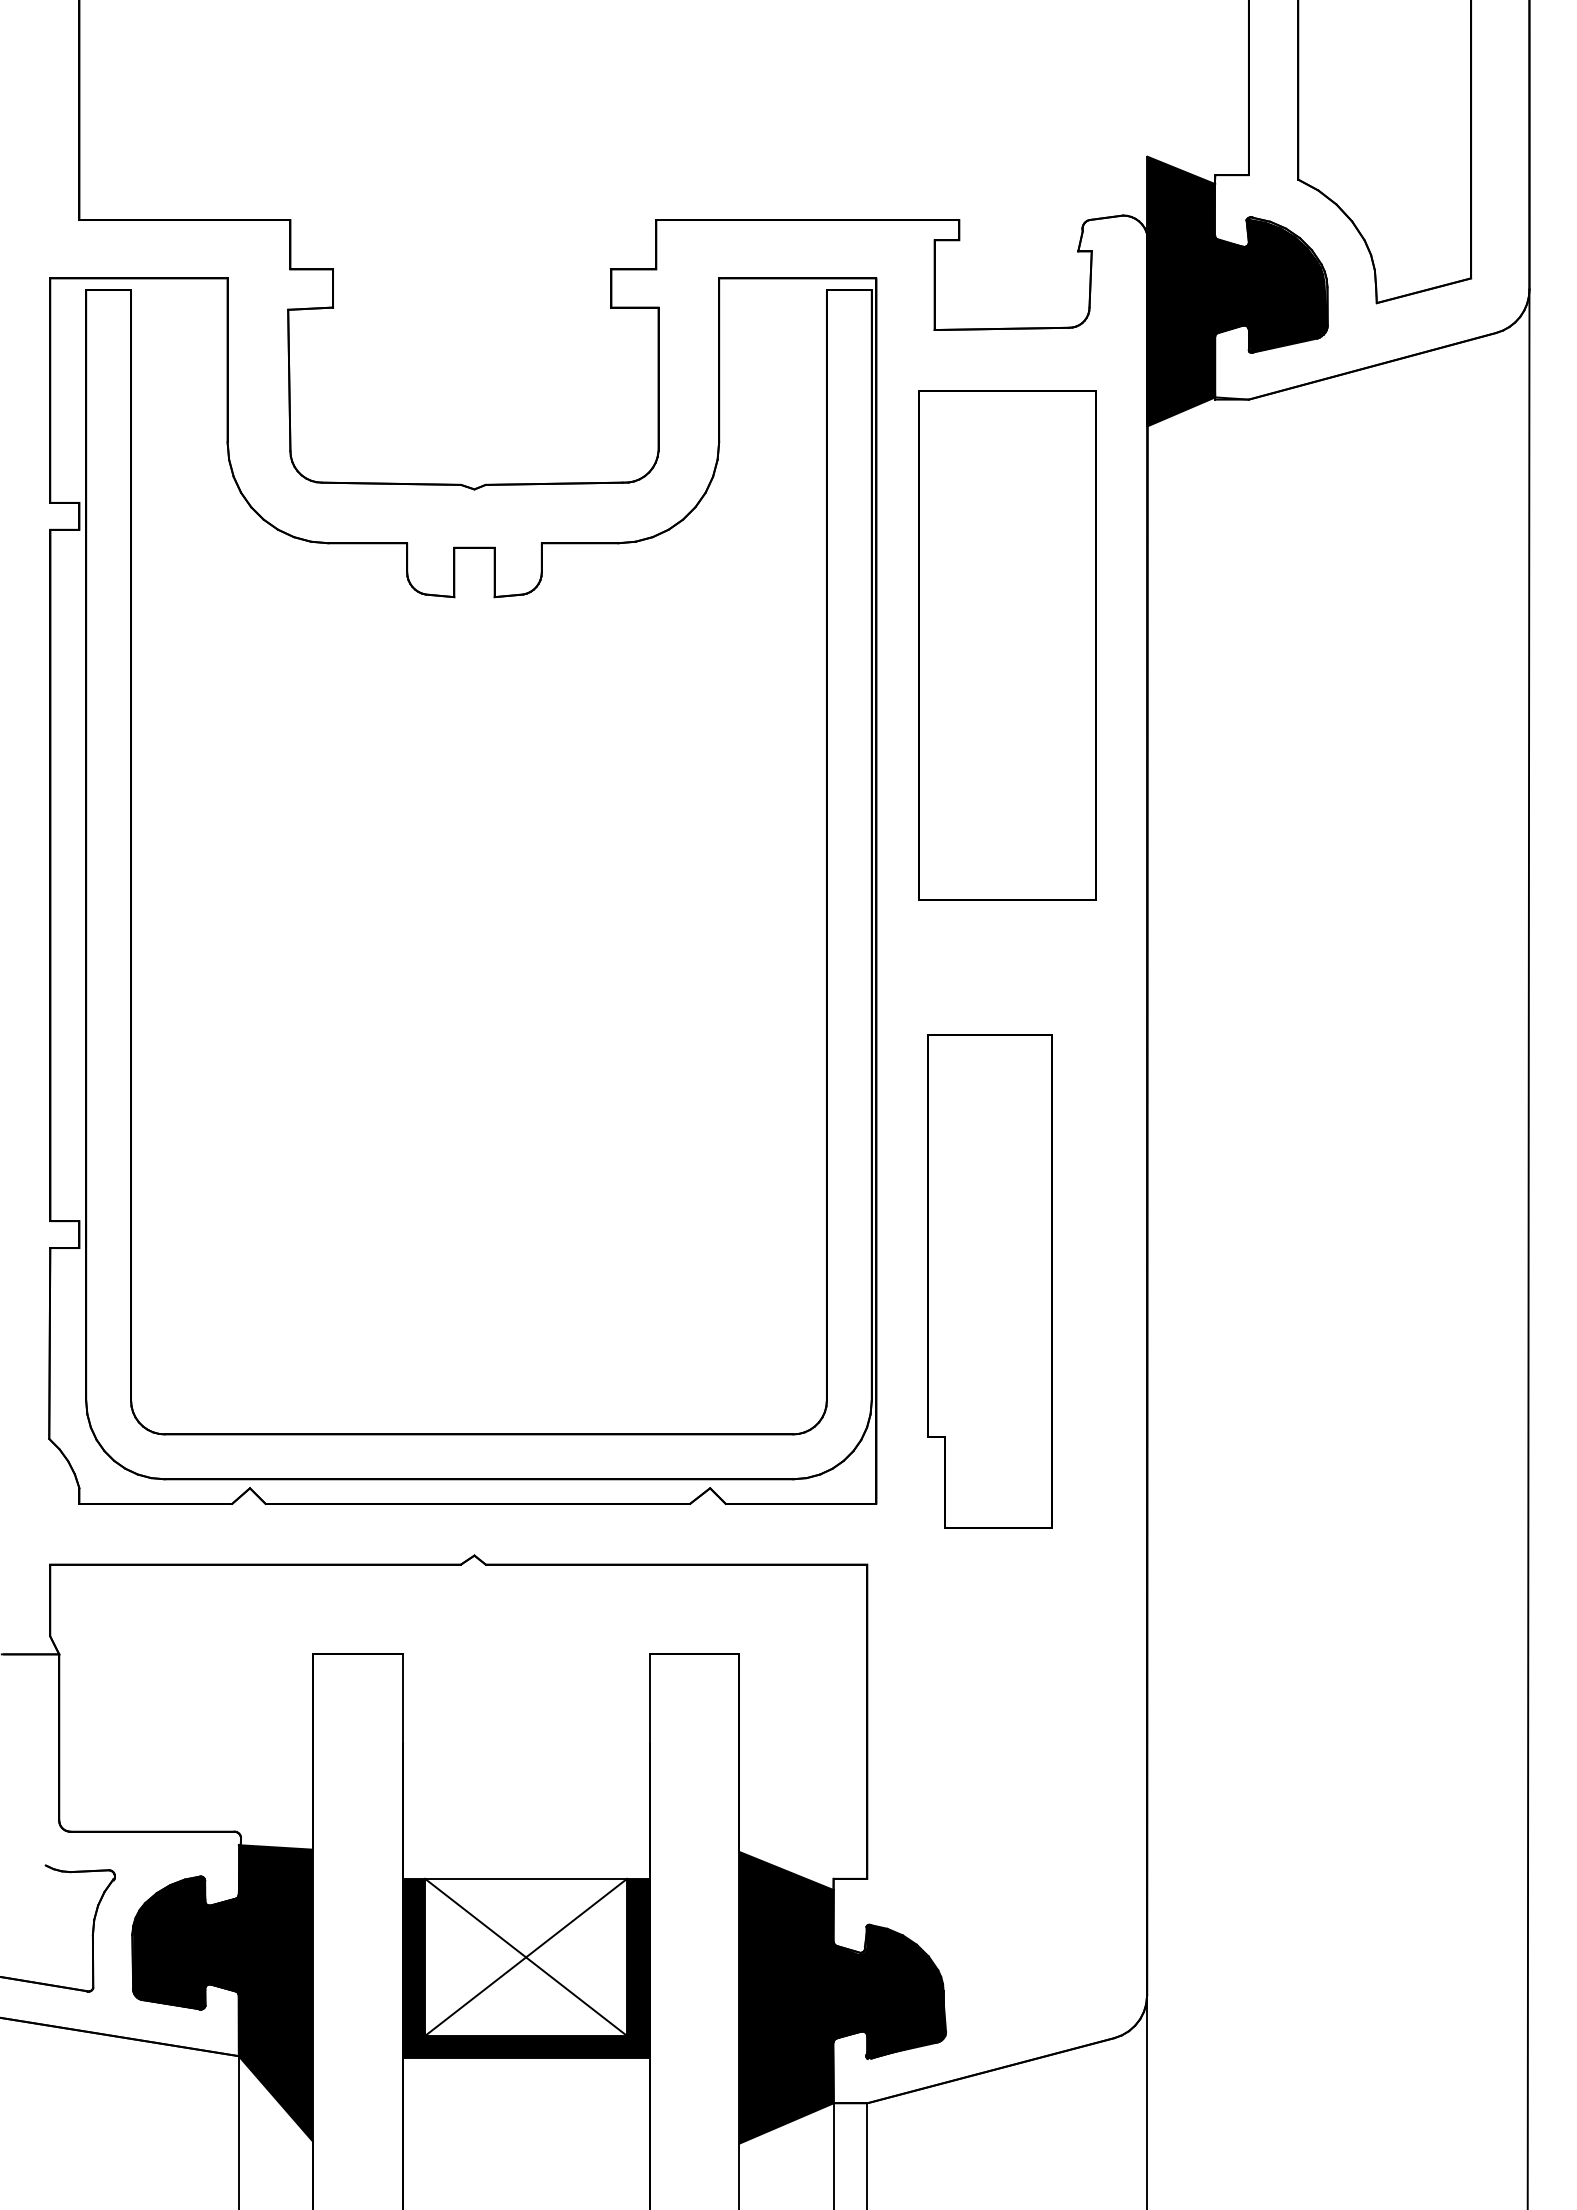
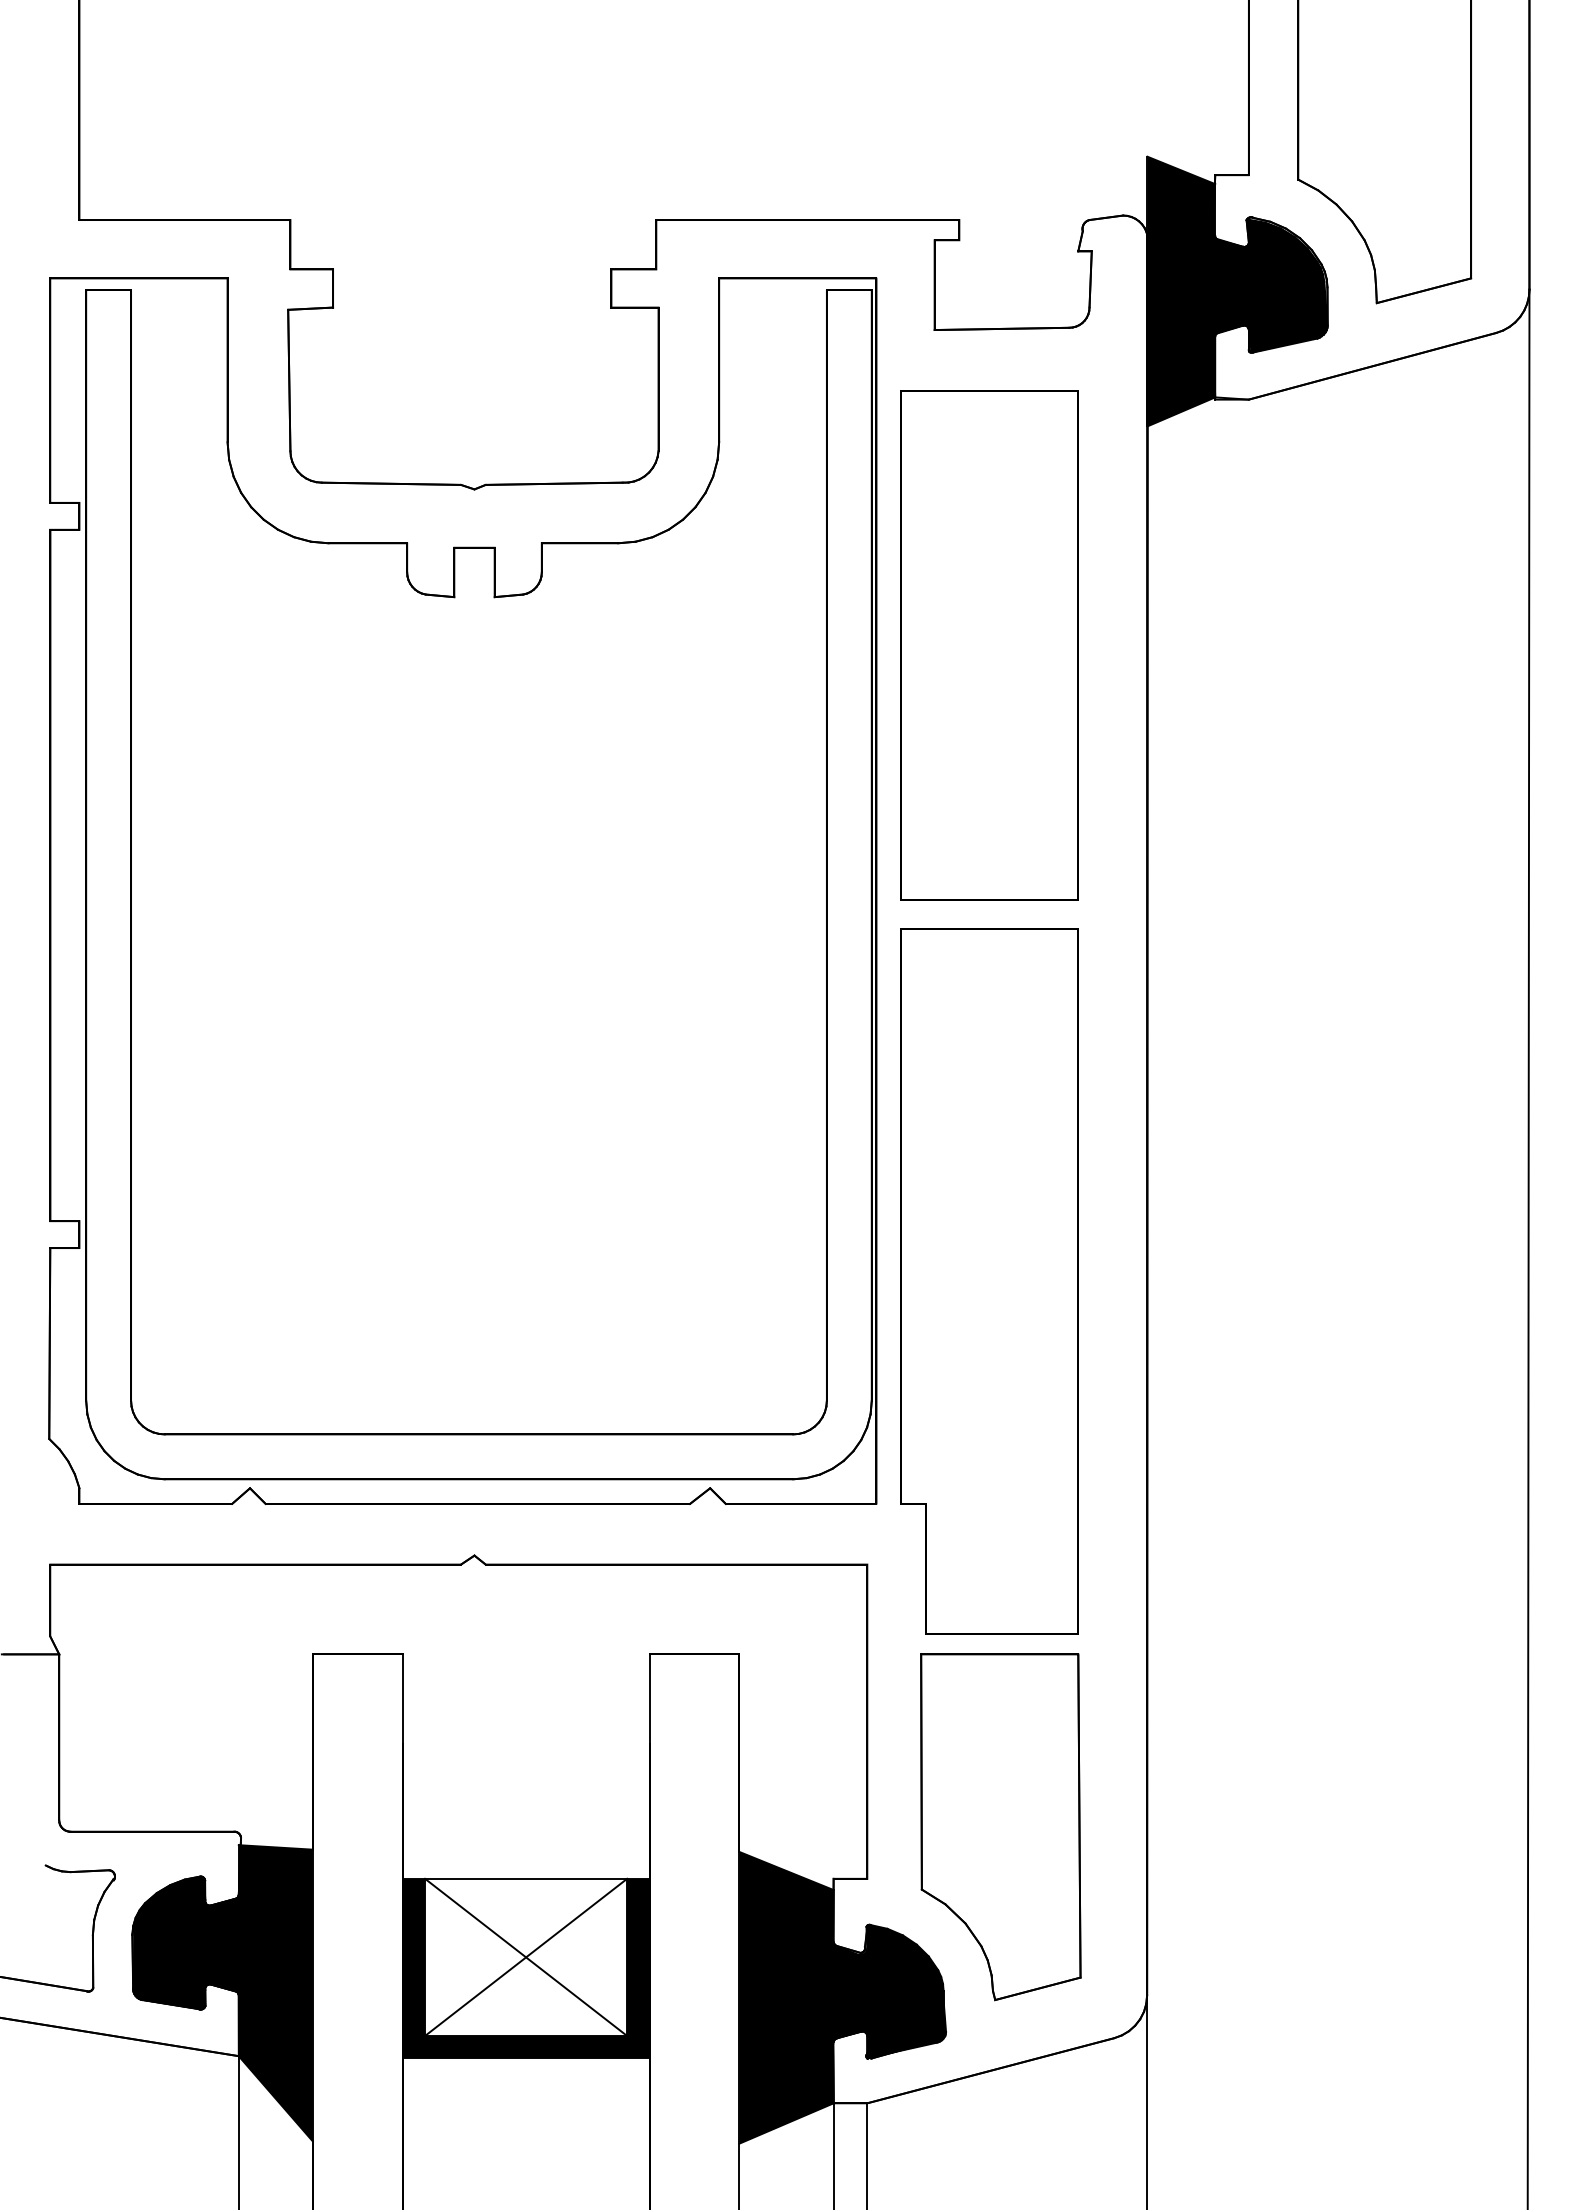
part position: (1007, 645) -> (989, 645) (989, 645)
part size: 126x495 px -> 179x707 px (989, 1281)
part: none -> present (1000, 1827)
